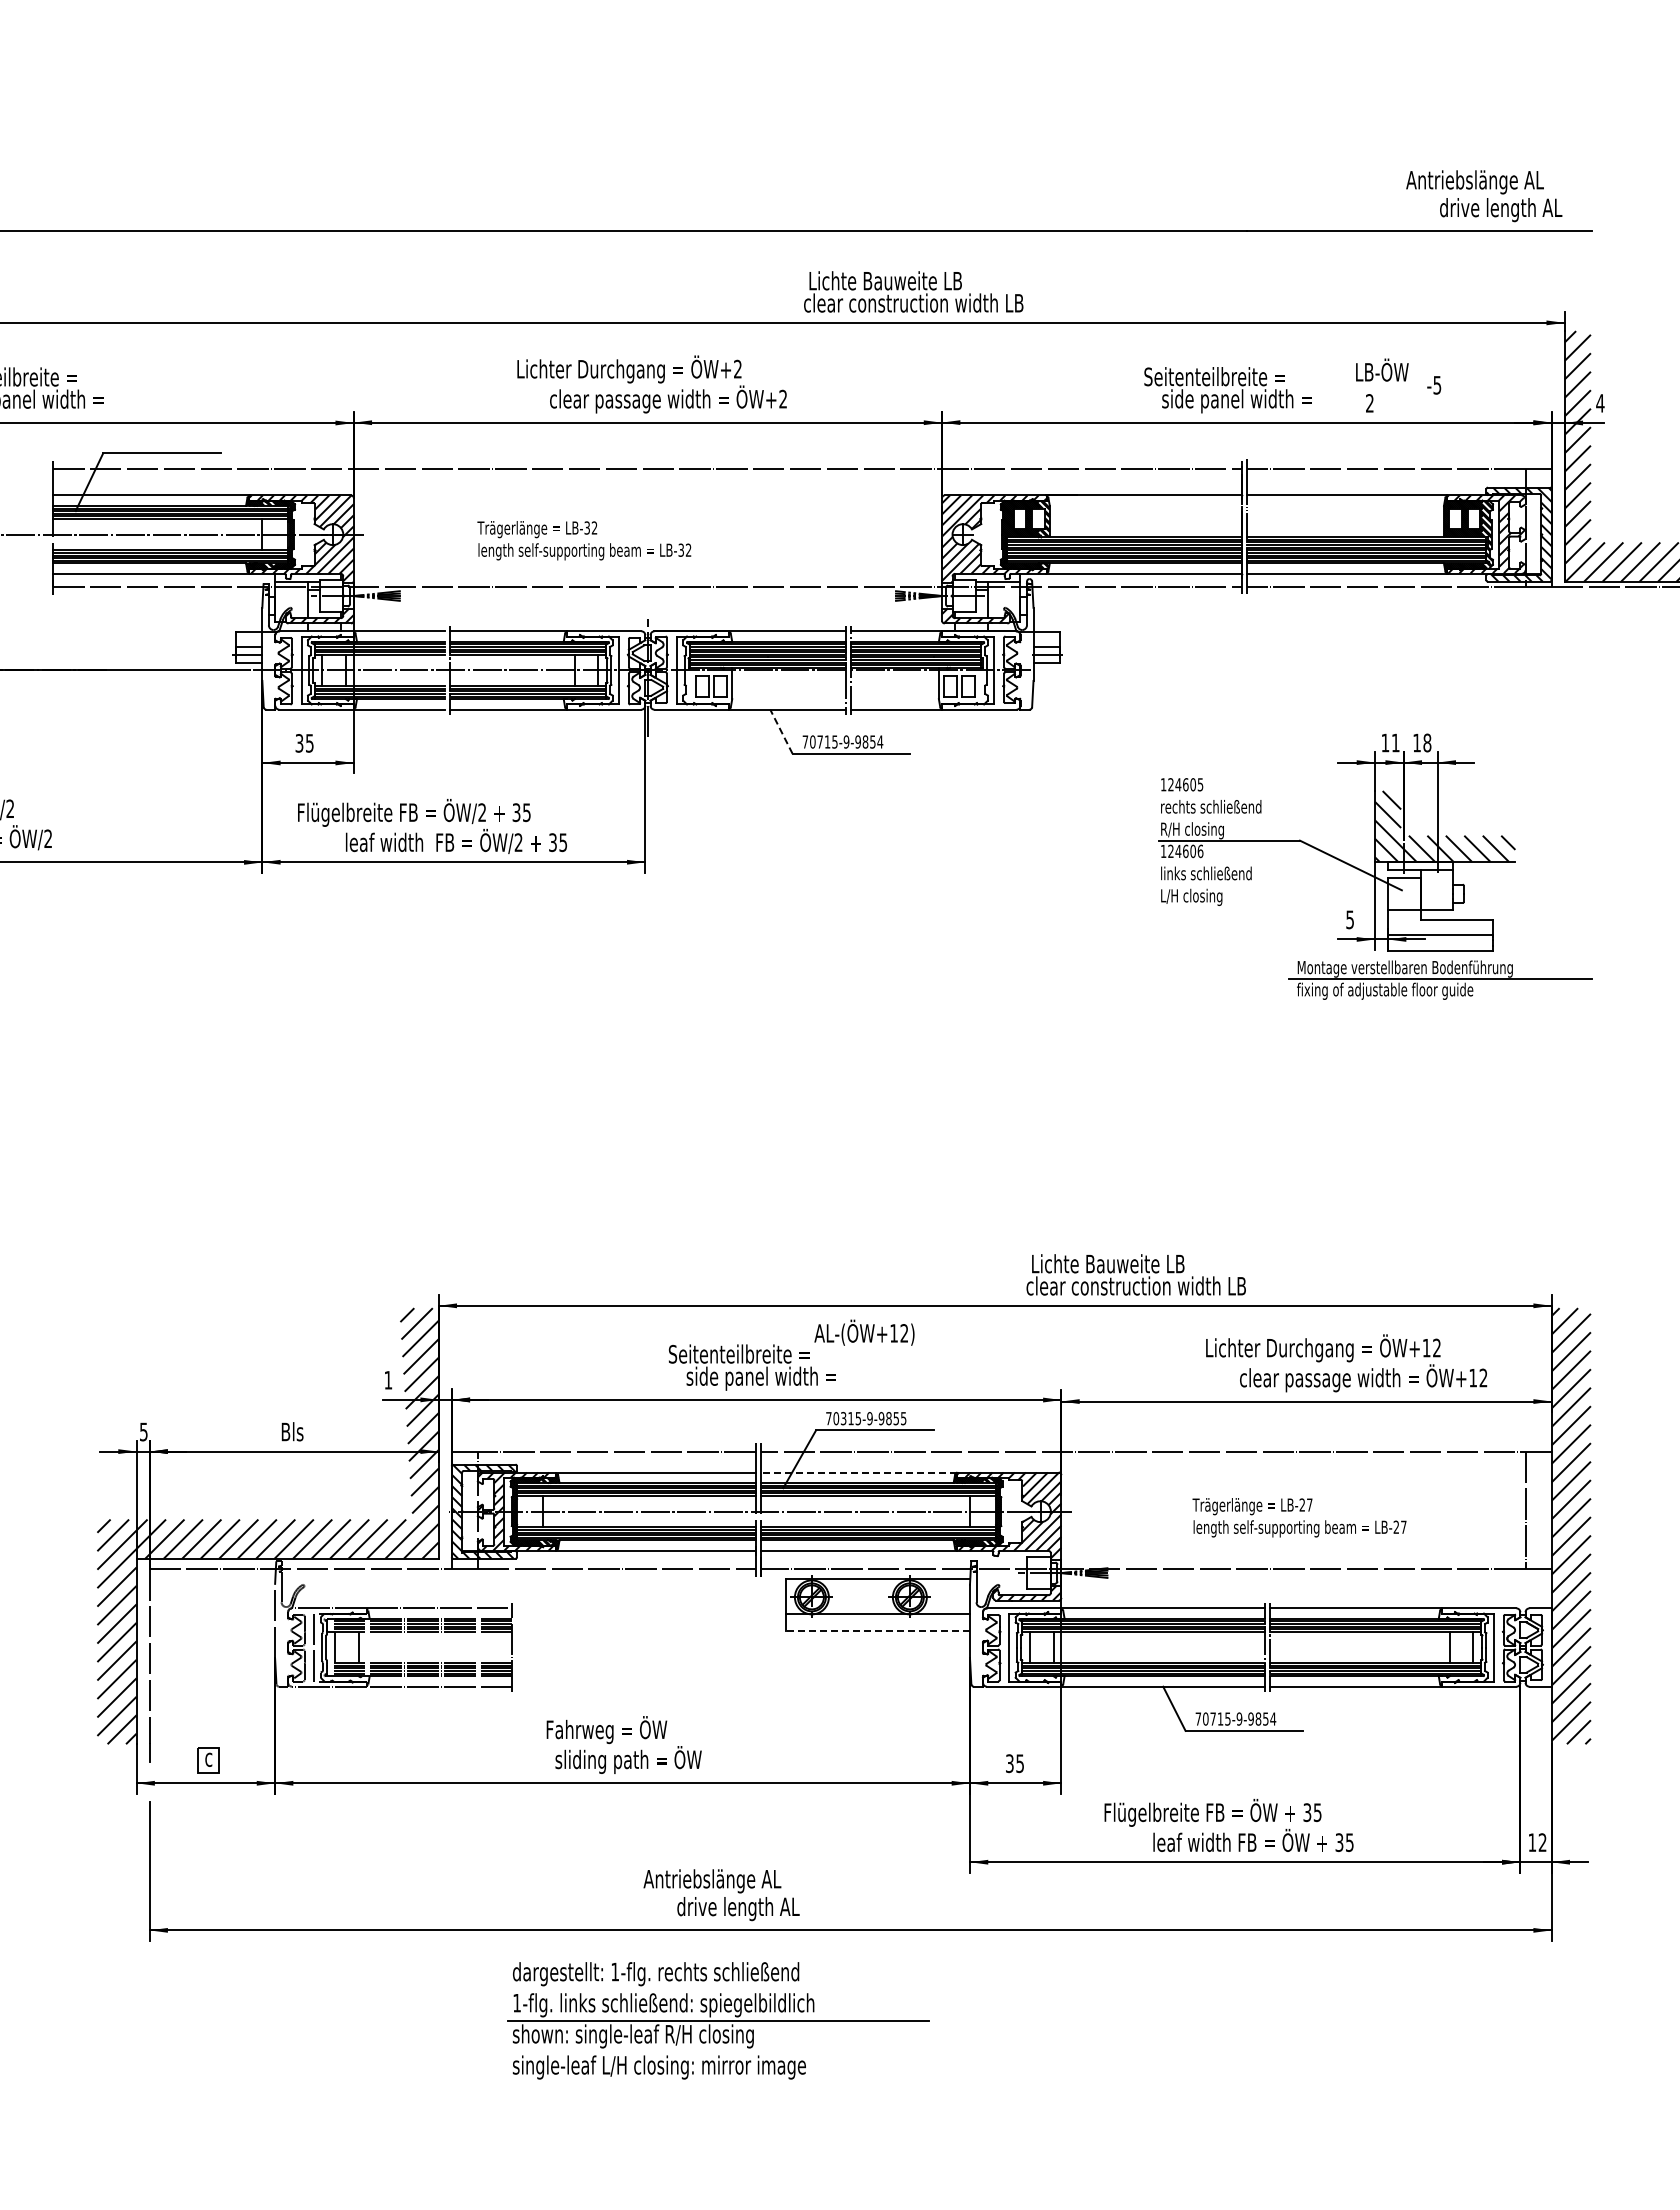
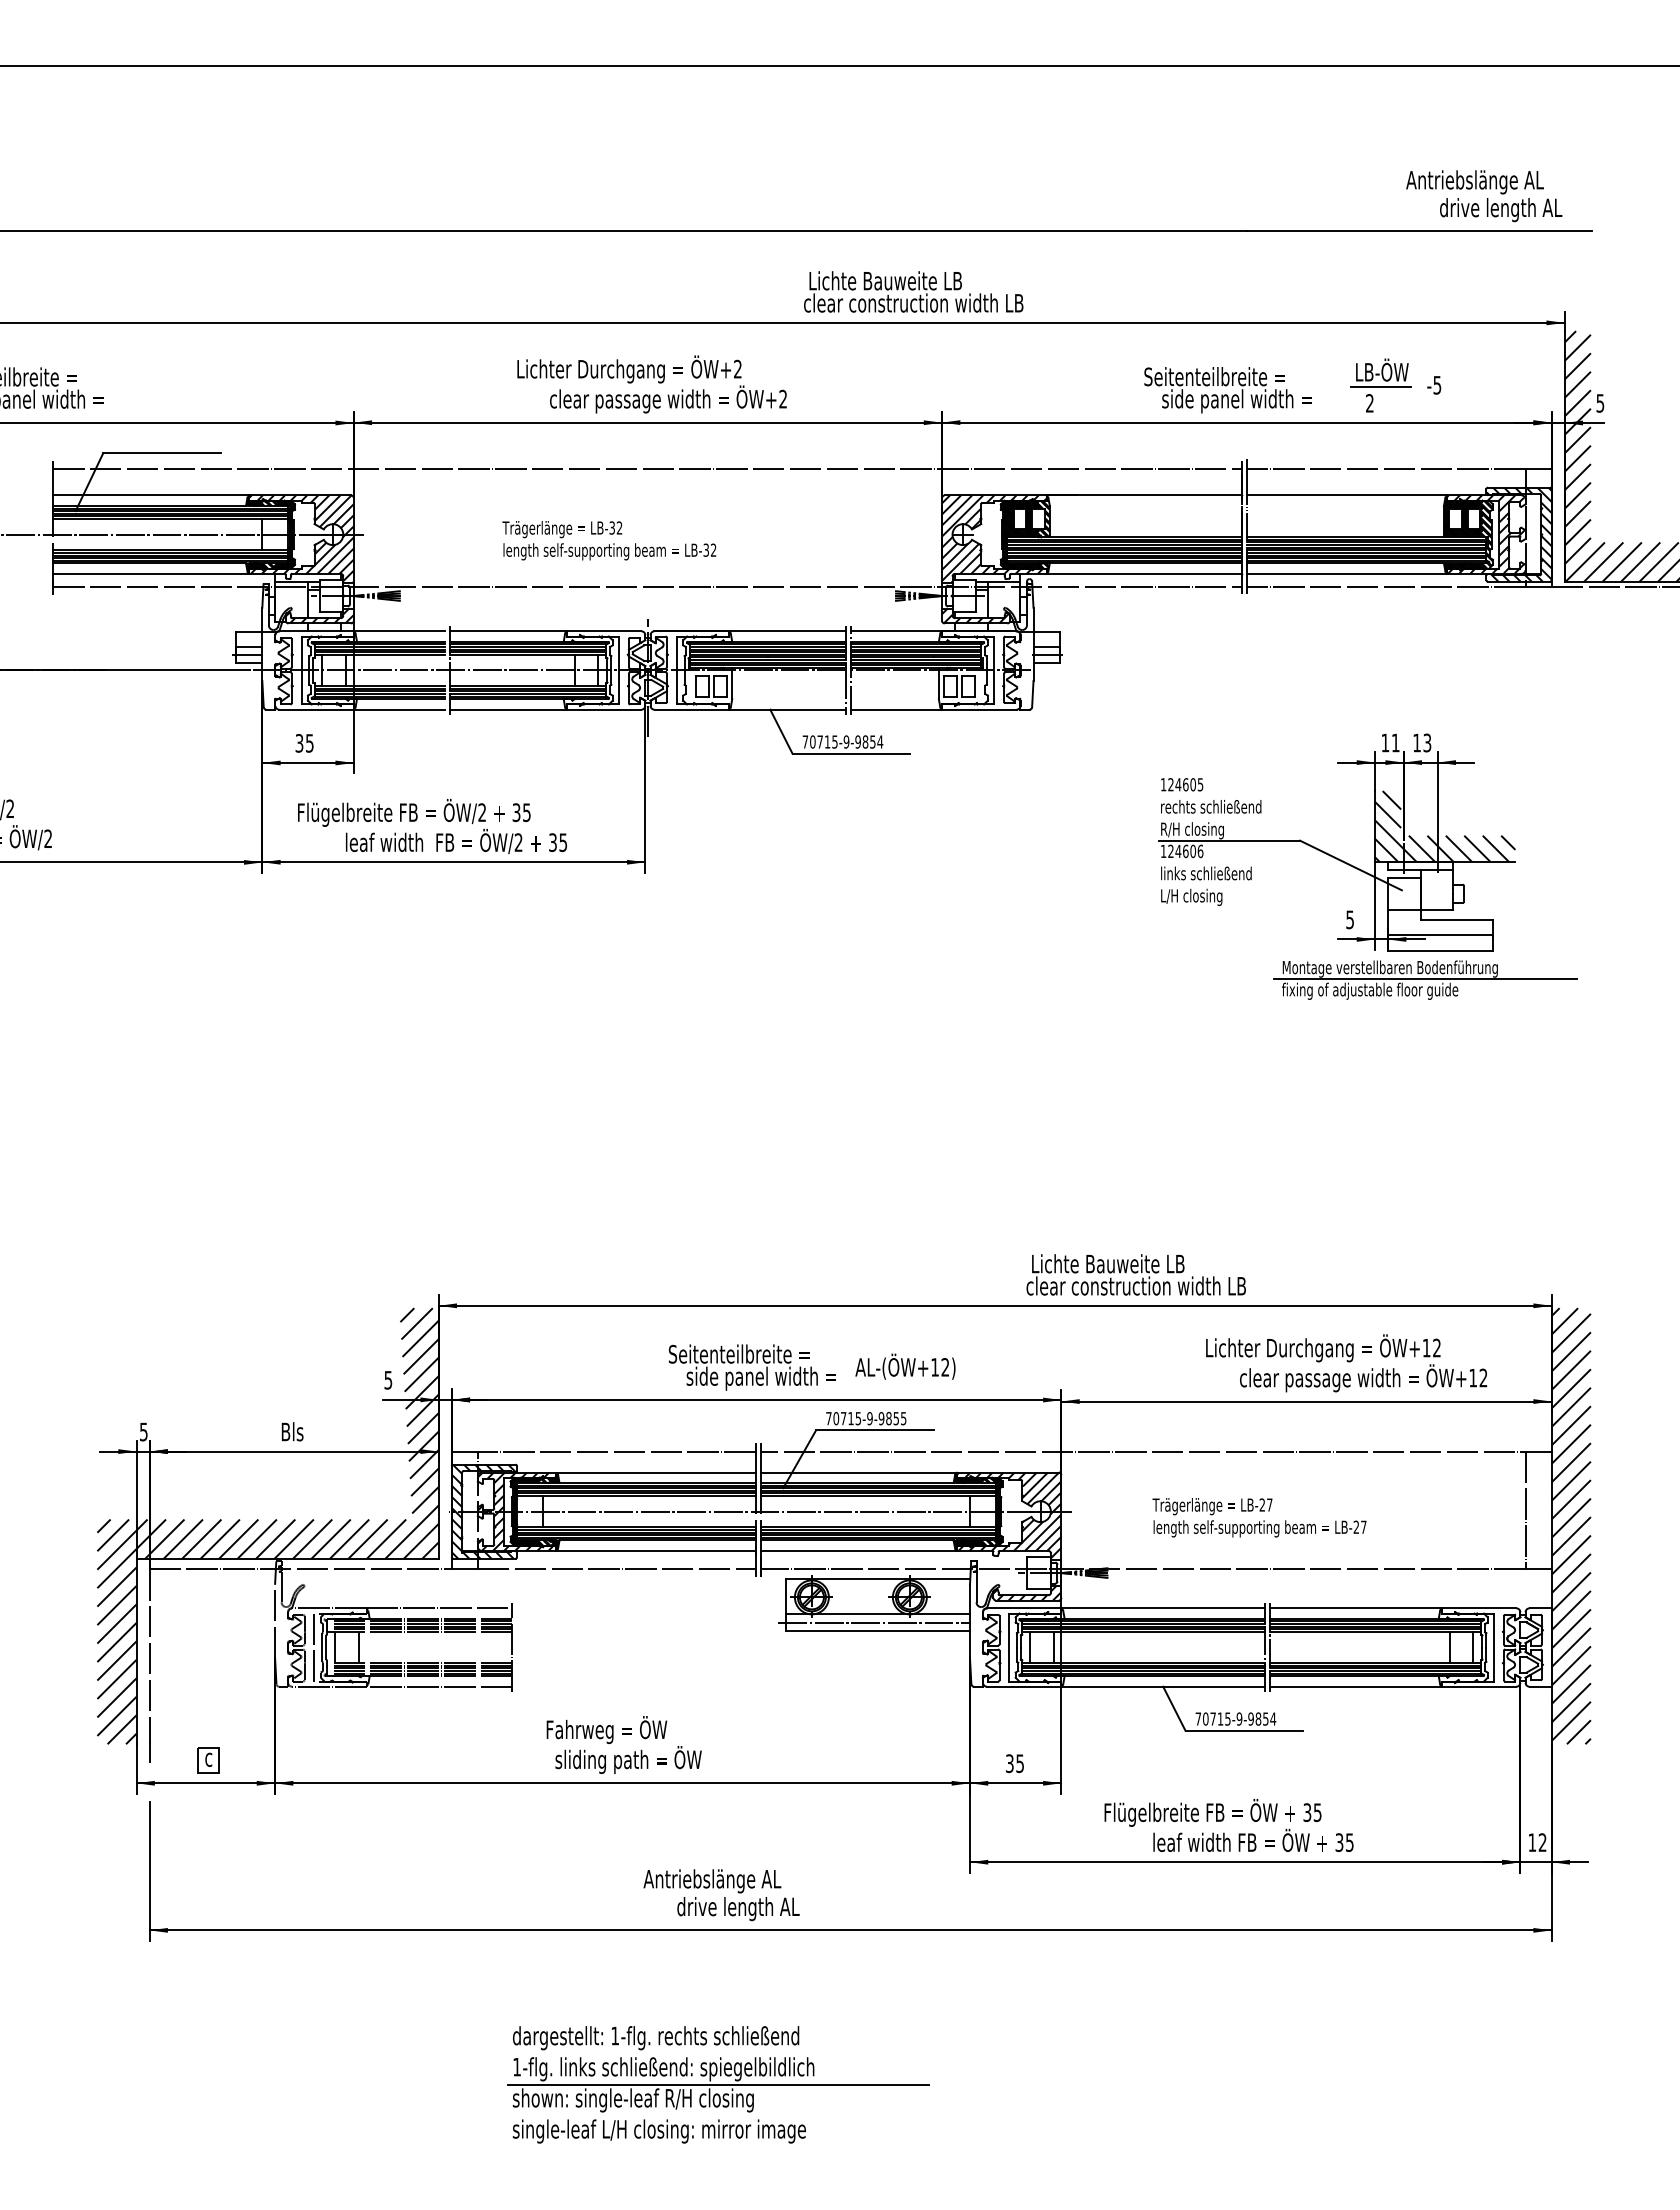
line: none -> present (839, 66)
line: none -> present (1380, 387)
text: 4 -> 5 (1600, 403)
text position: (584, 540) -> (609, 540) (609, 540)
line: dashed -> solid (781, 731)
text: 18 -> 13 (1427, 742)
part position: (1440, 979) -> (1425, 979) (1425, 979)
text position: (864, 1332) -> (905, 1366) (905, 1366)
text: 1 -> 5 (388, 1380)
text: 70315-9-9855 -> 70715-9-9855 (843, 1418)
line: dashed -> solid (858, 1472)
text position: (1299, 1517) -> (1259, 1517) (1259, 1517)
line: none -> present (874, 1622)
line: dashed -> solid (877, 1631)
part position: (718, 2020) -> (718, 2084) (718, 2084)
